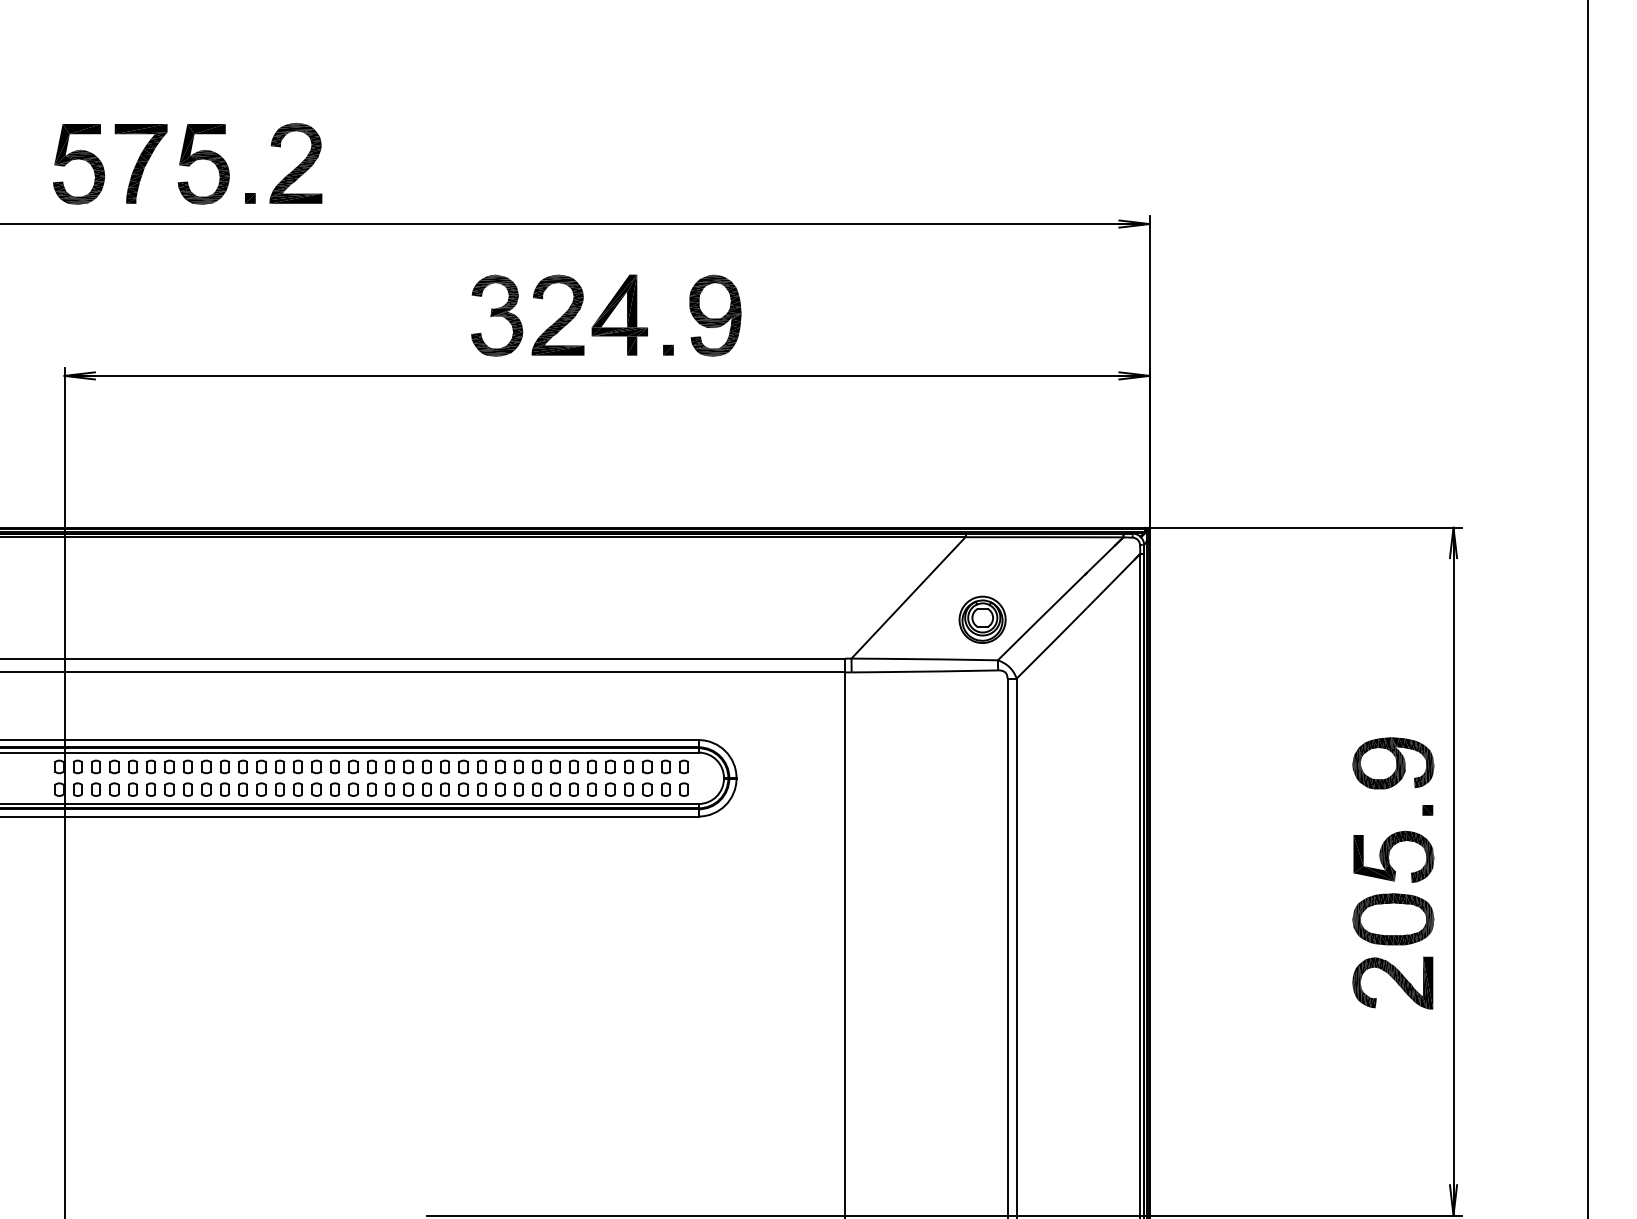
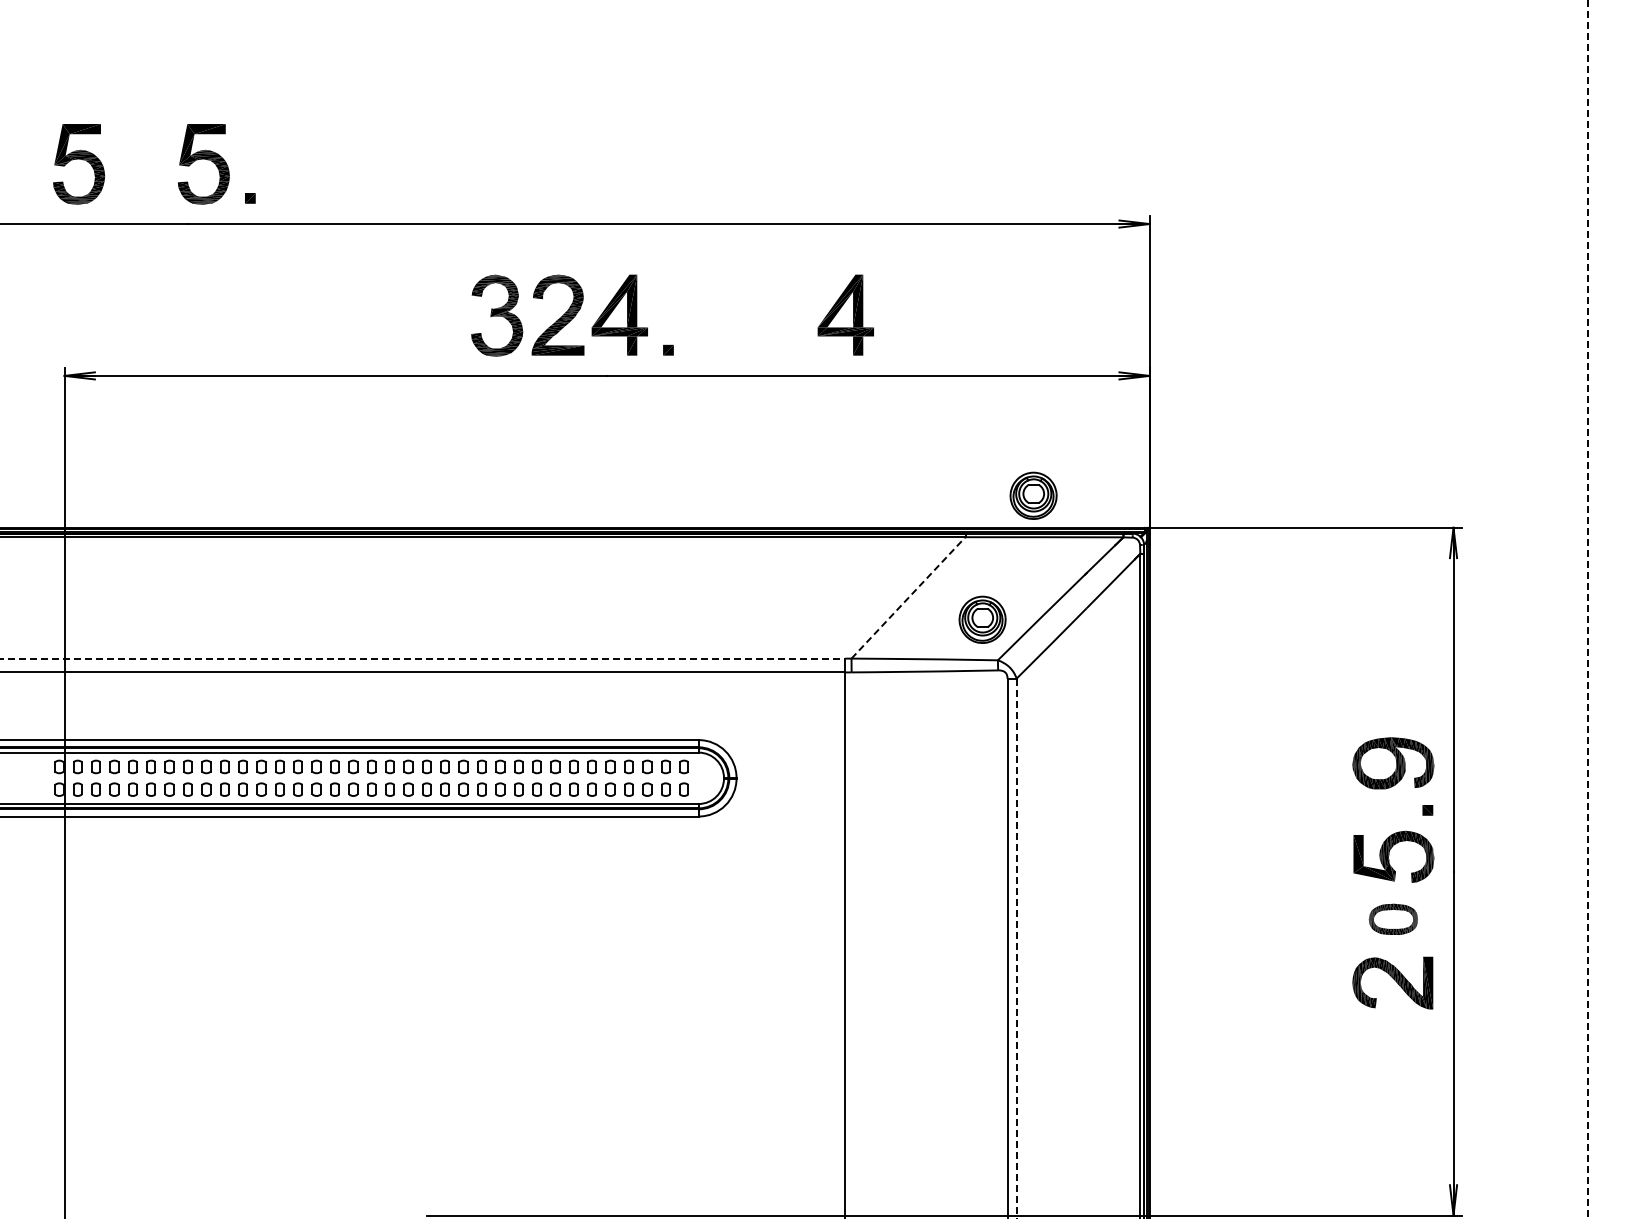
part: present -> none (295, 162)
part: present -> none (140, 163)
part: none -> present (845, 314)
part: present -> none (715, 315)
part: none -> present (1033, 495)
line: solid -> dashed (908, 597)
line: solid -> dashed (1587, 610)
line: solid -> dashed (423, 658)
part size: 83x53 px -> 50x32 px (1392, 918)
line: solid -> dashed (1016, 948)
